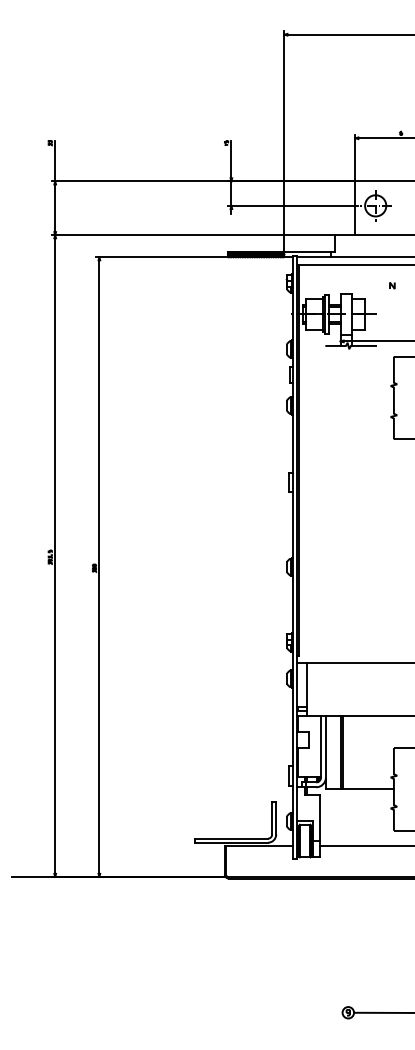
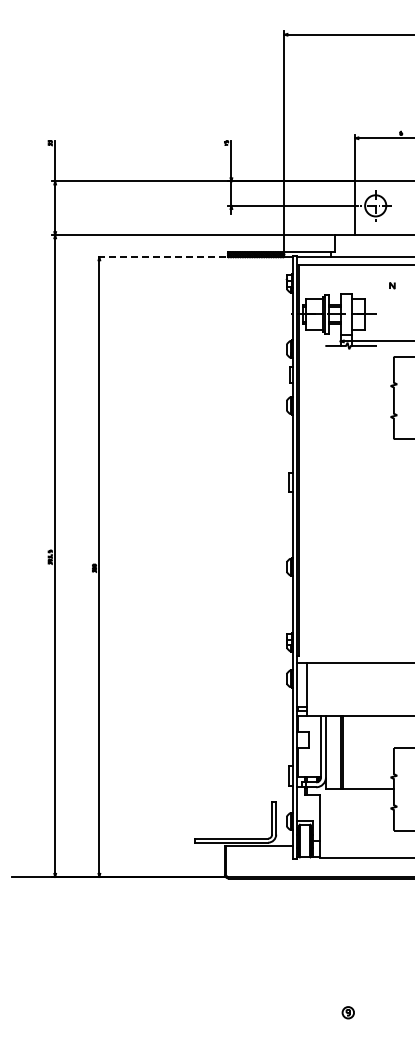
line: solid -> dashed (160, 257)
line position: (365, 845) -> (365, 857) (365, 857)
line: present -> none (382, 1012)
